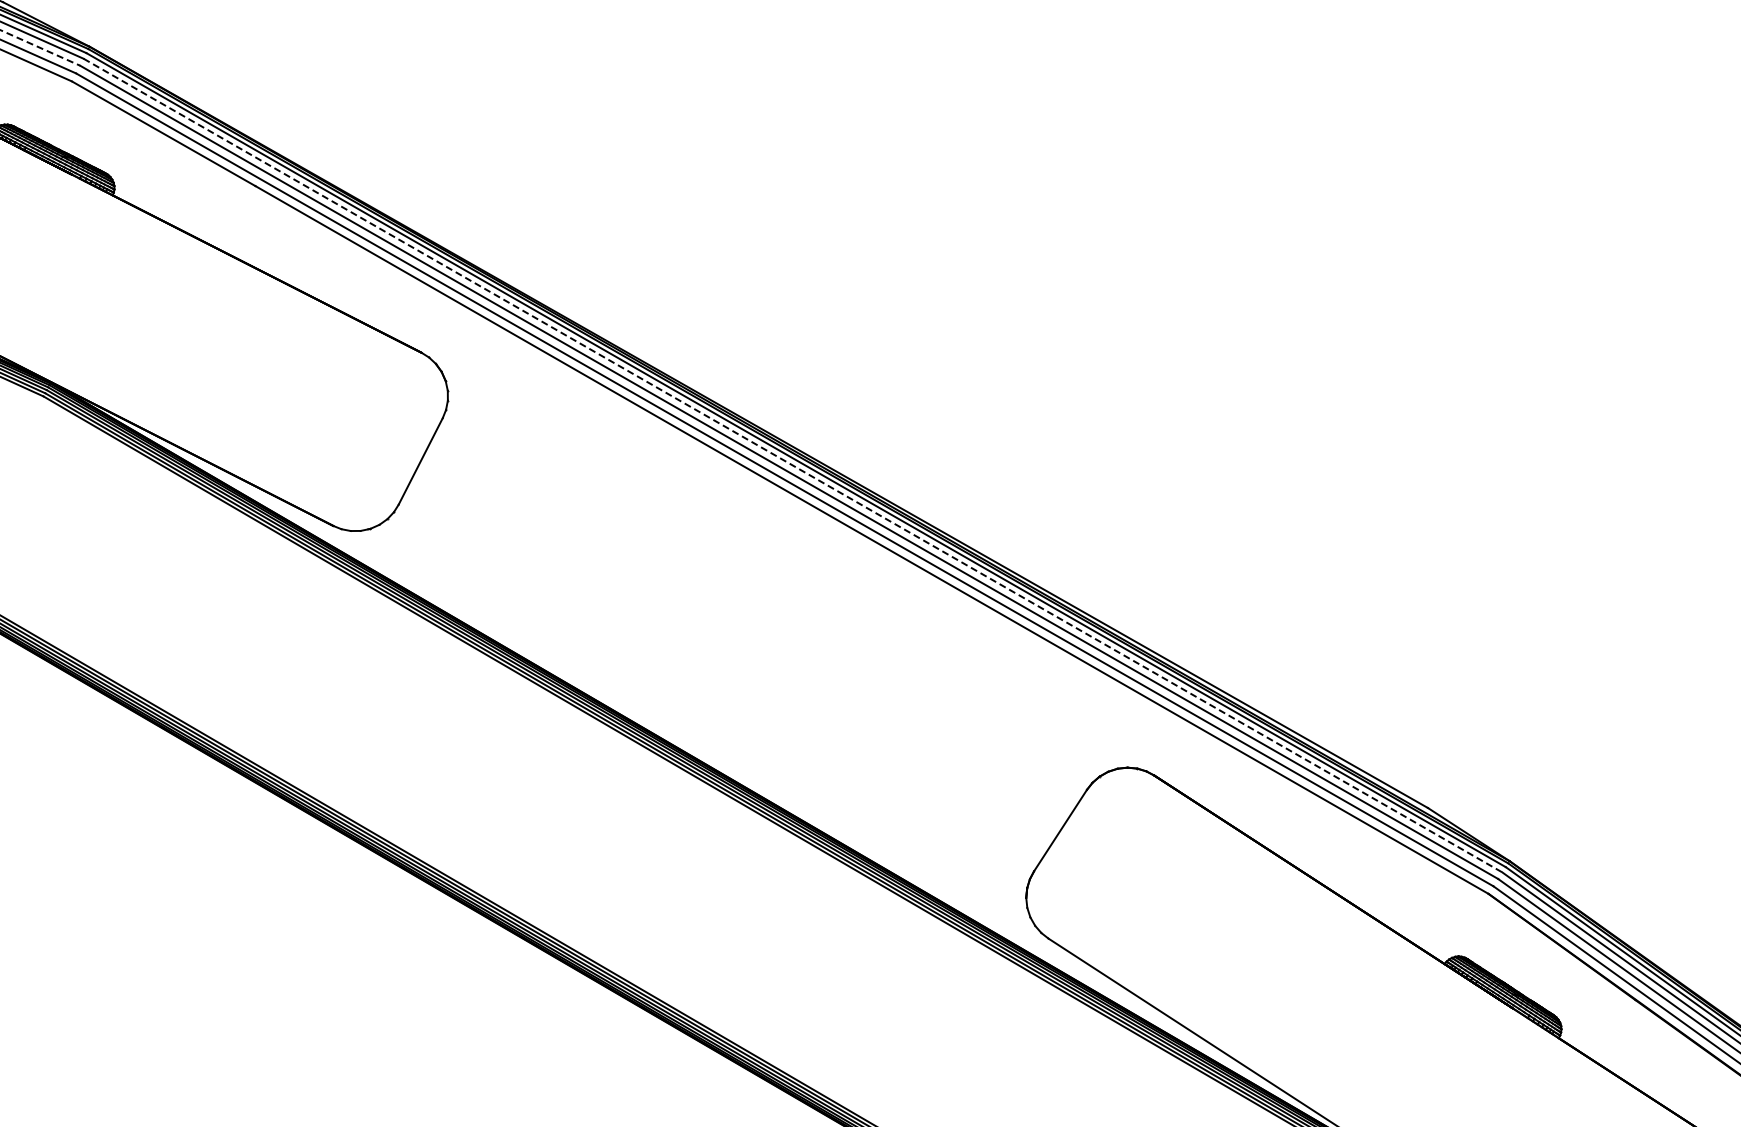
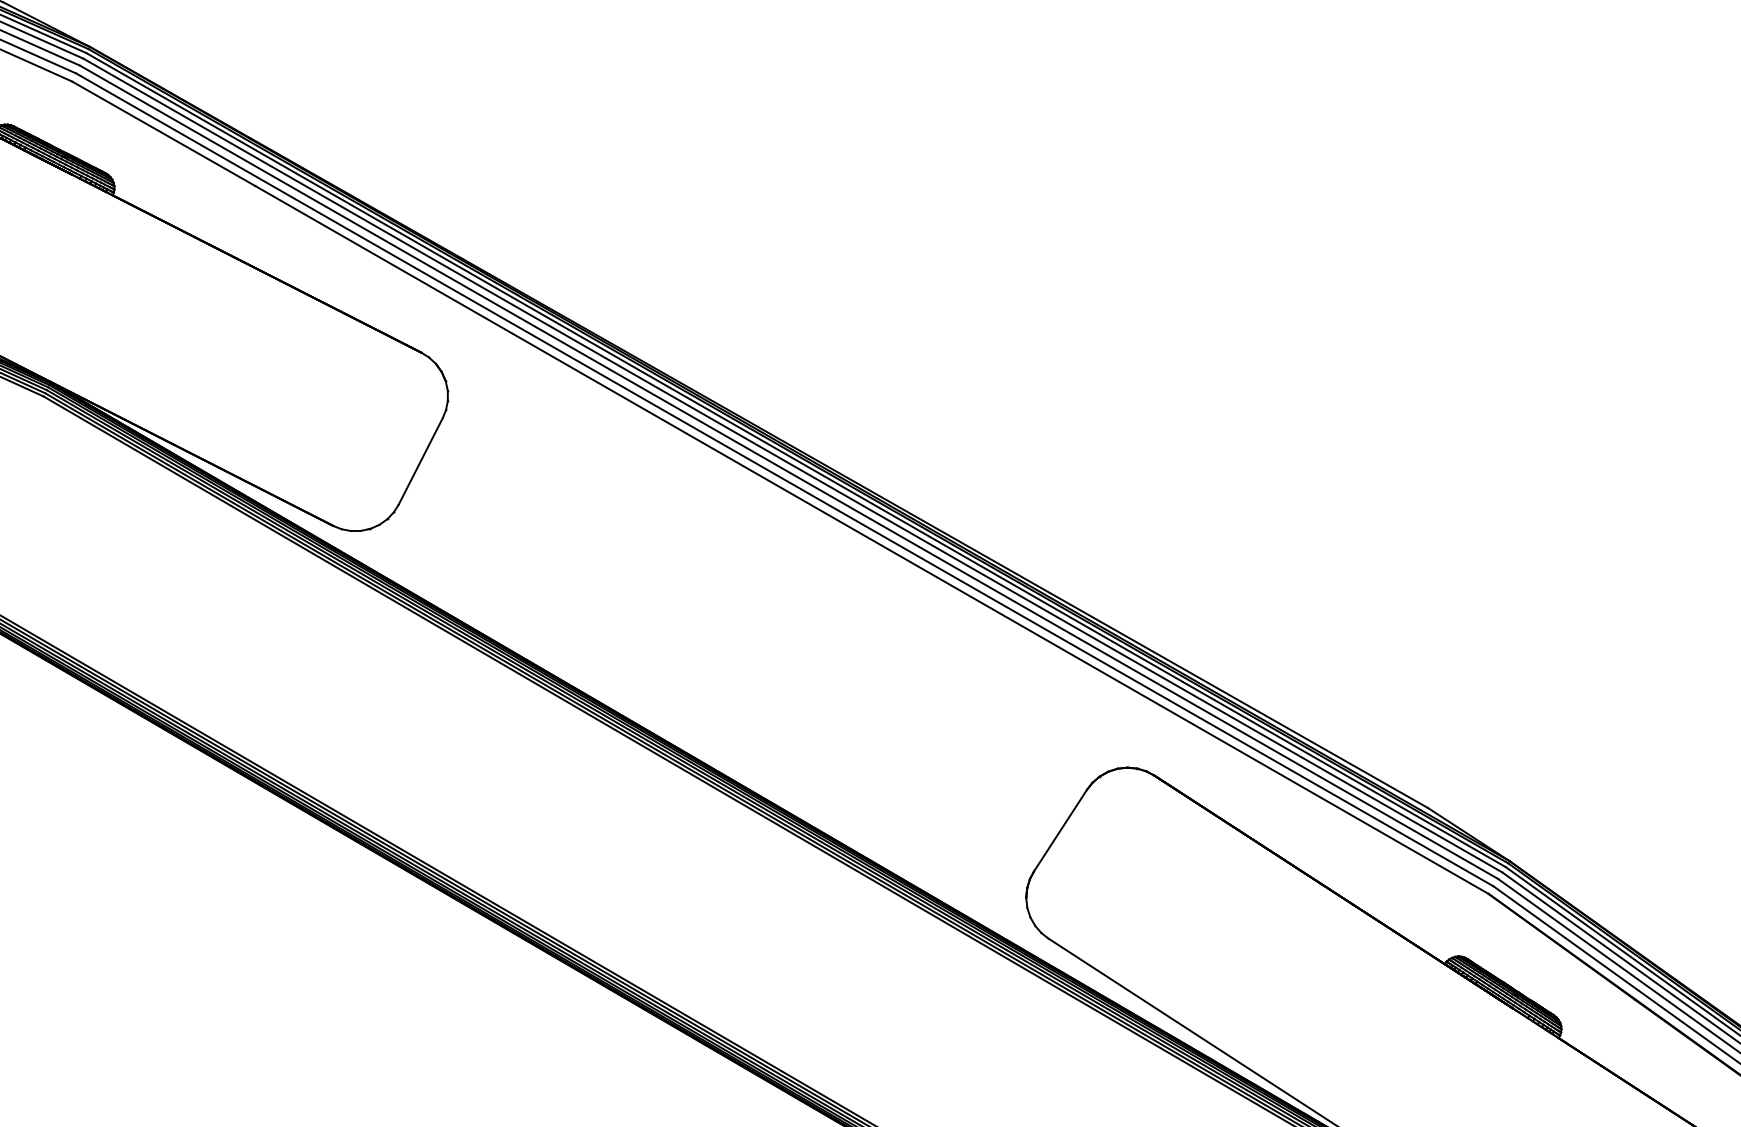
line: dashed -> solid (40, 48)
line: dashed -> solid (792, 465)
